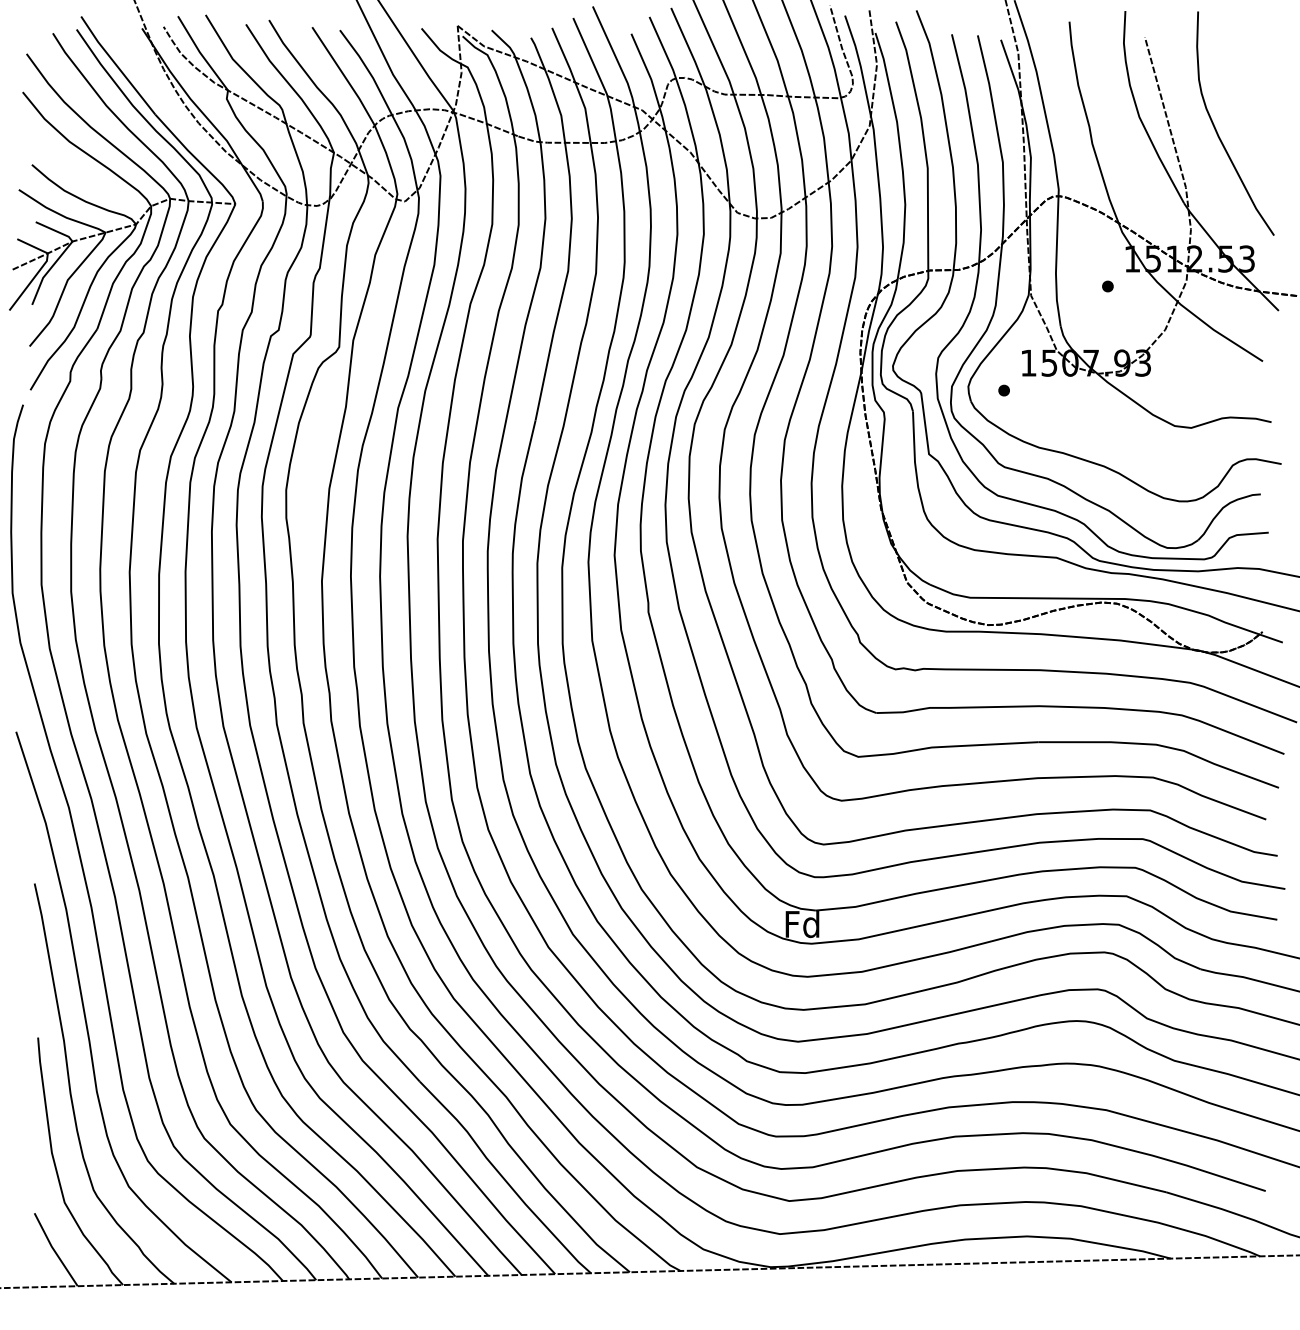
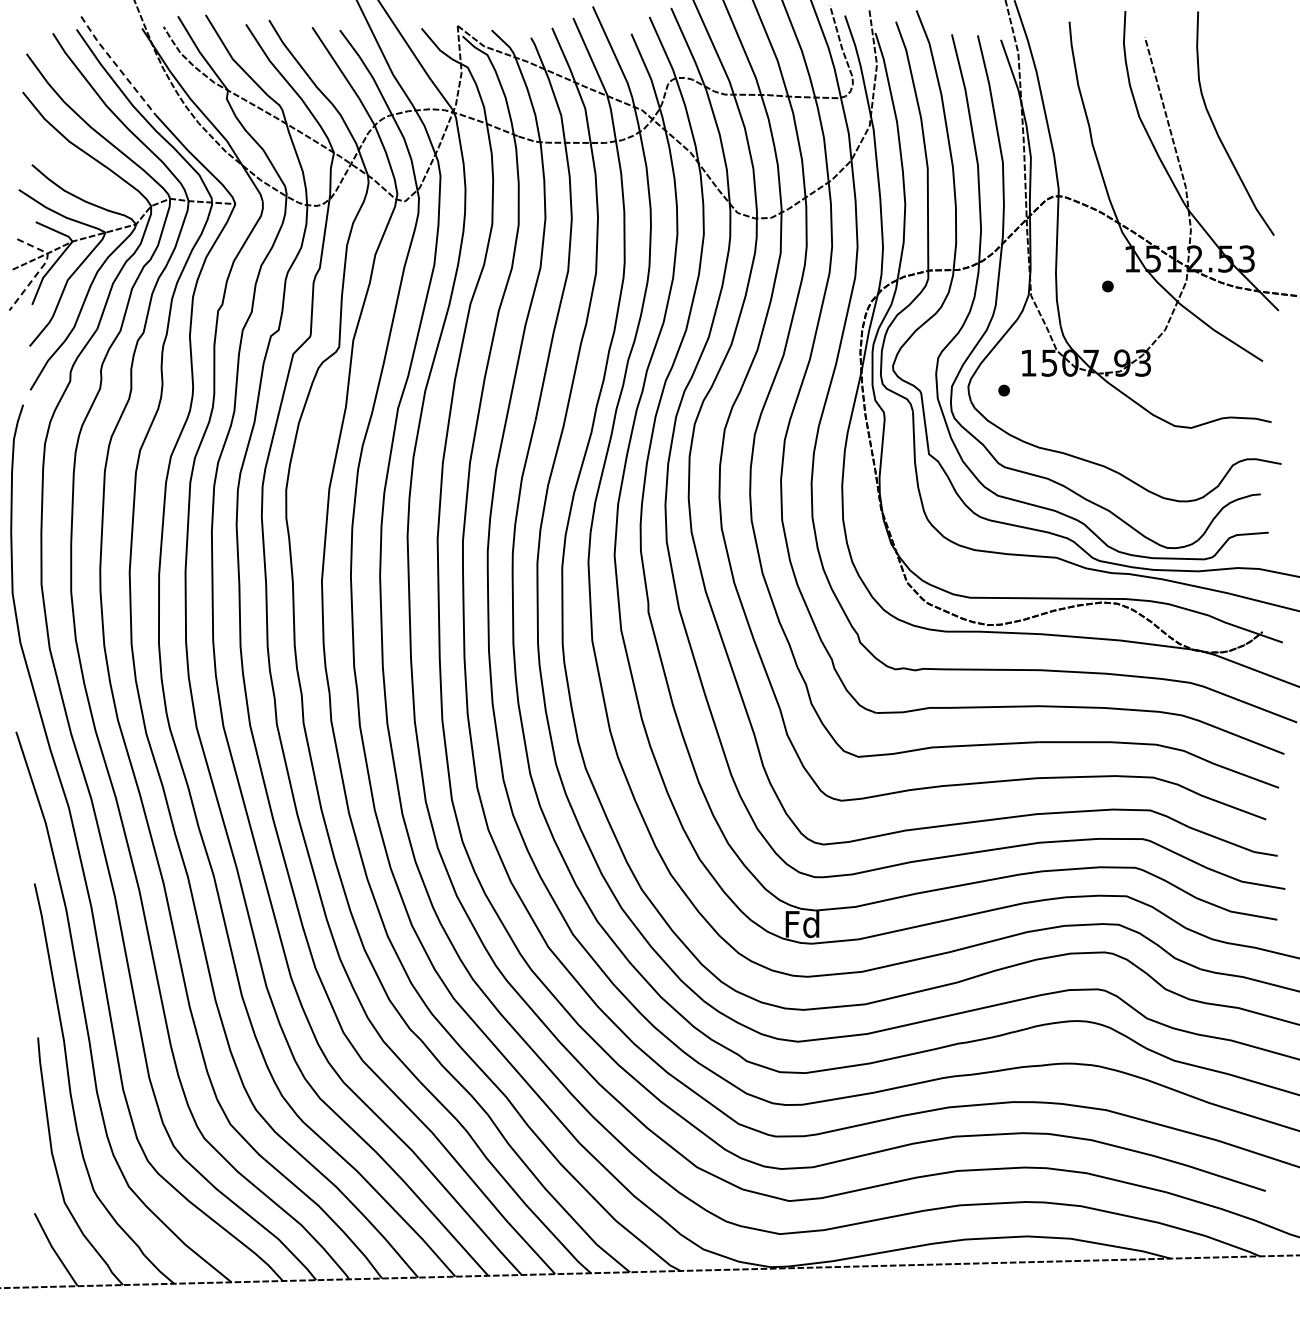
line: solid -> dashed (117, 66)
line: solid -> dashed (40, 268)
